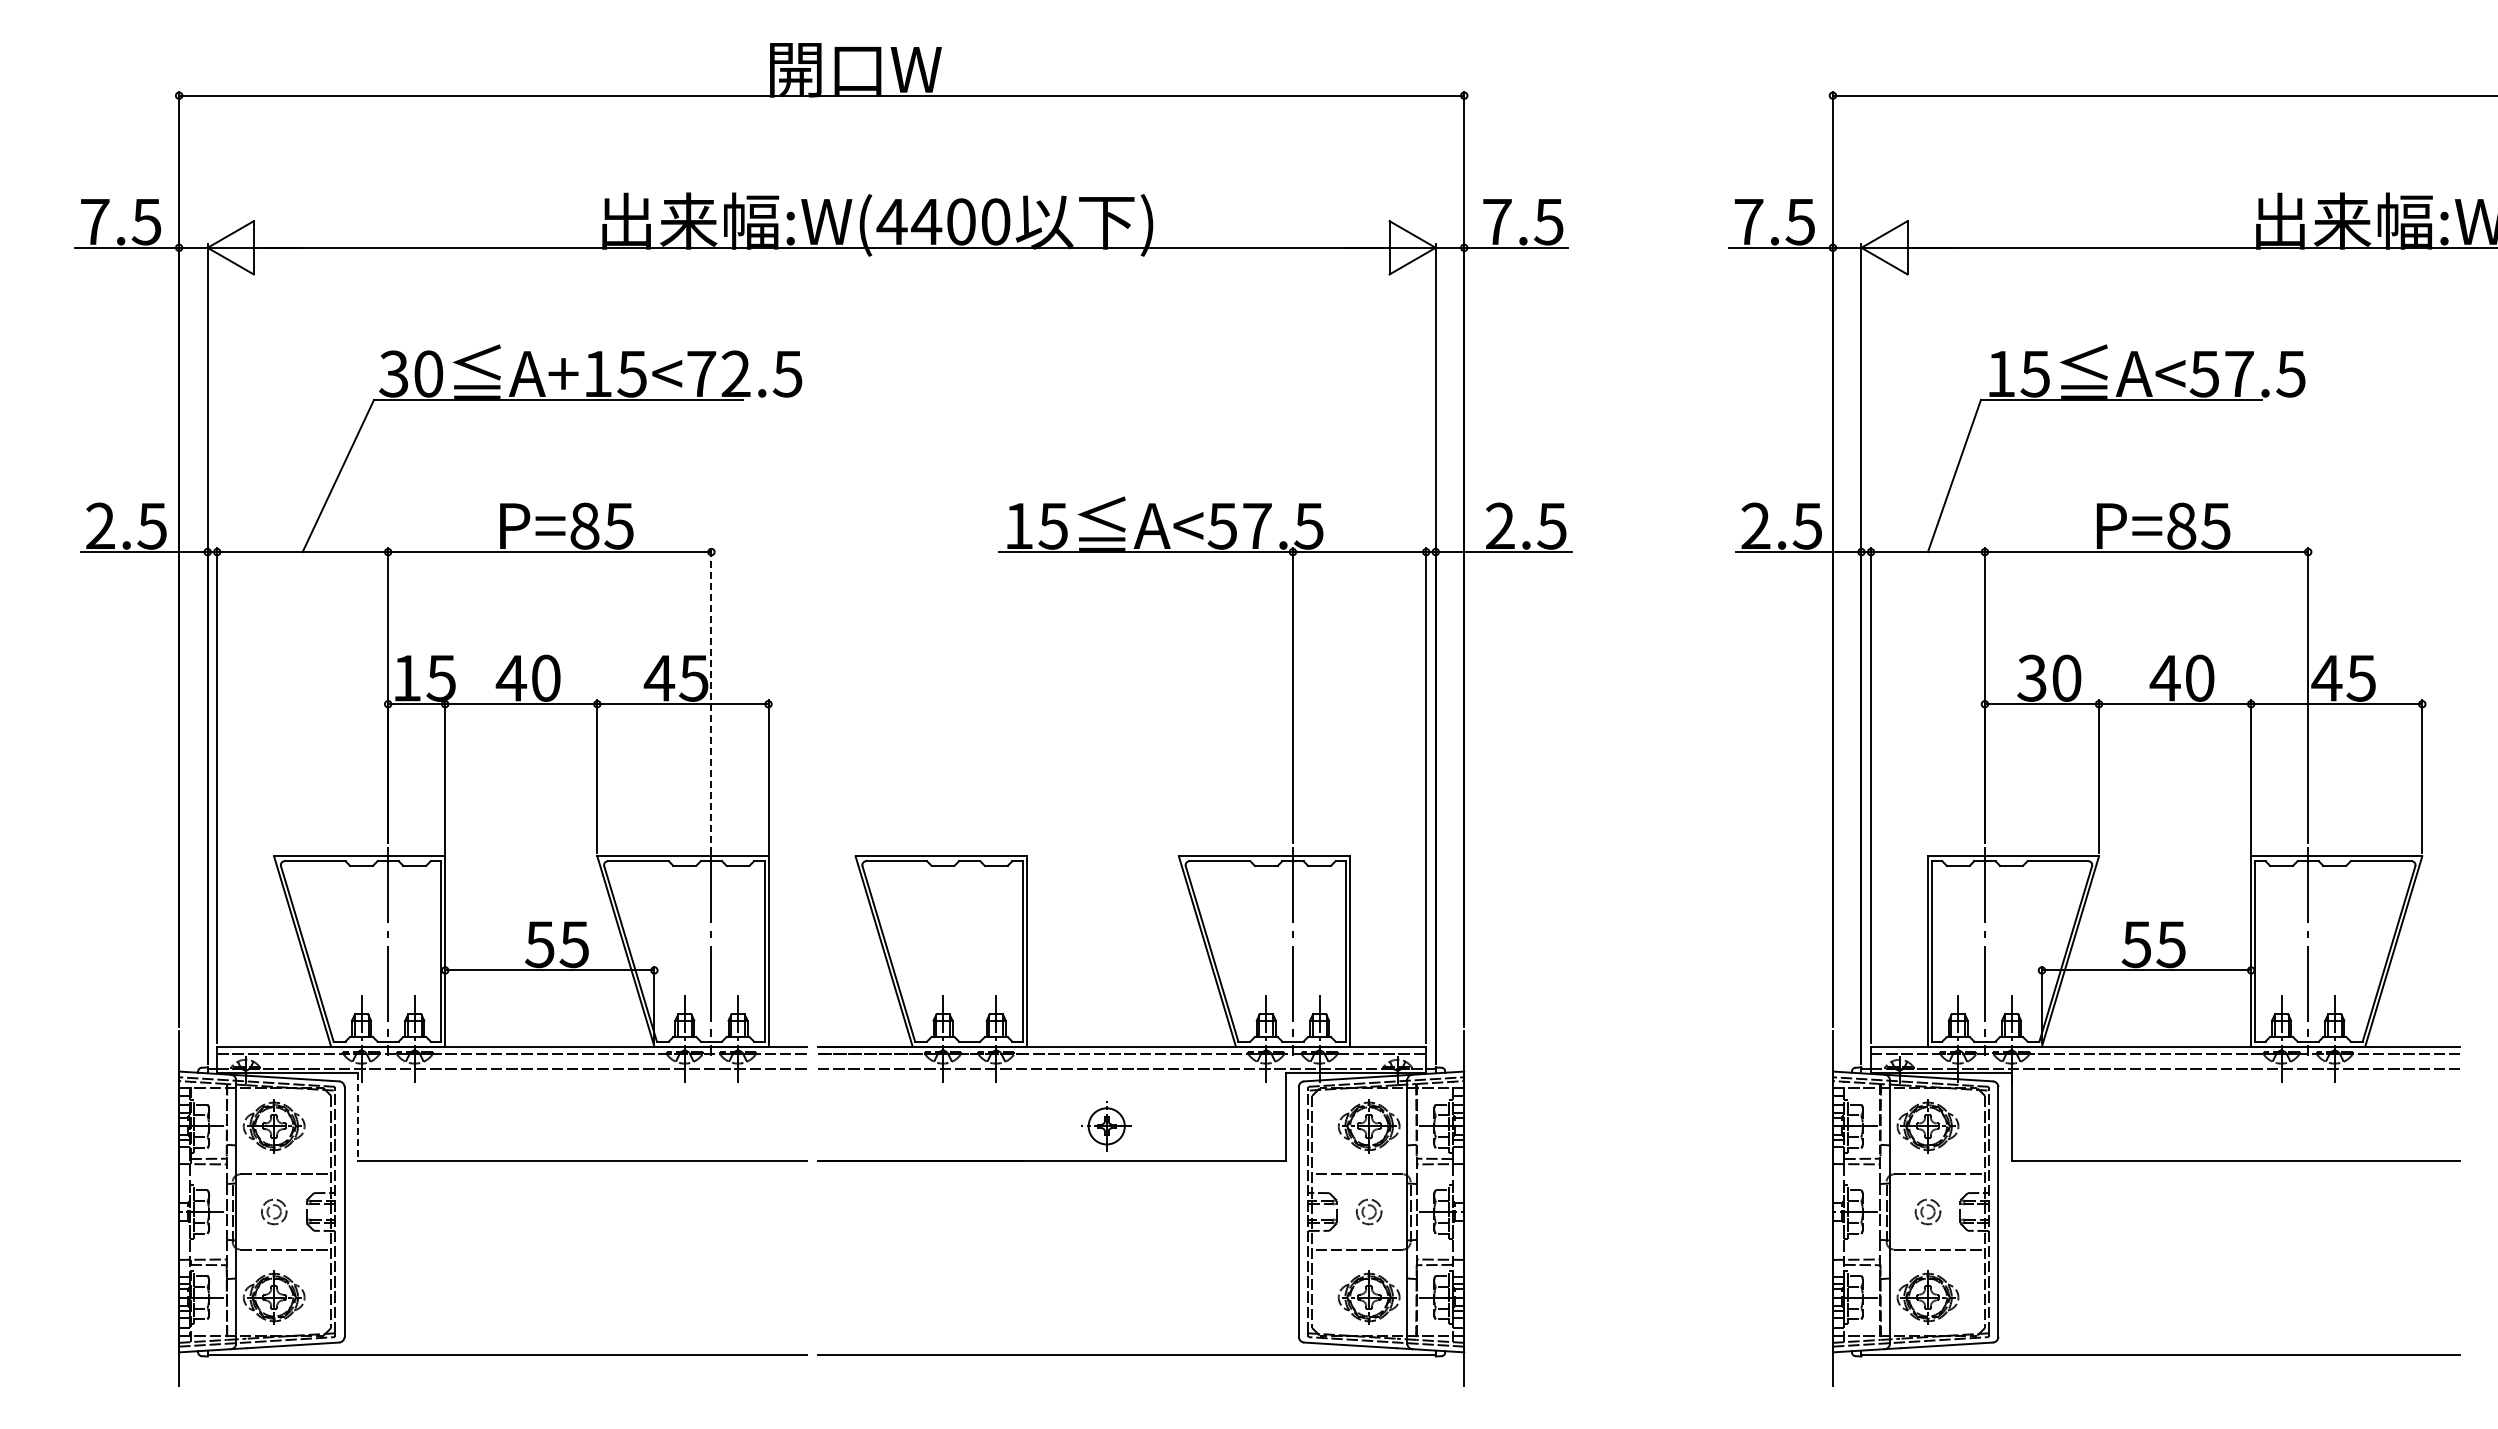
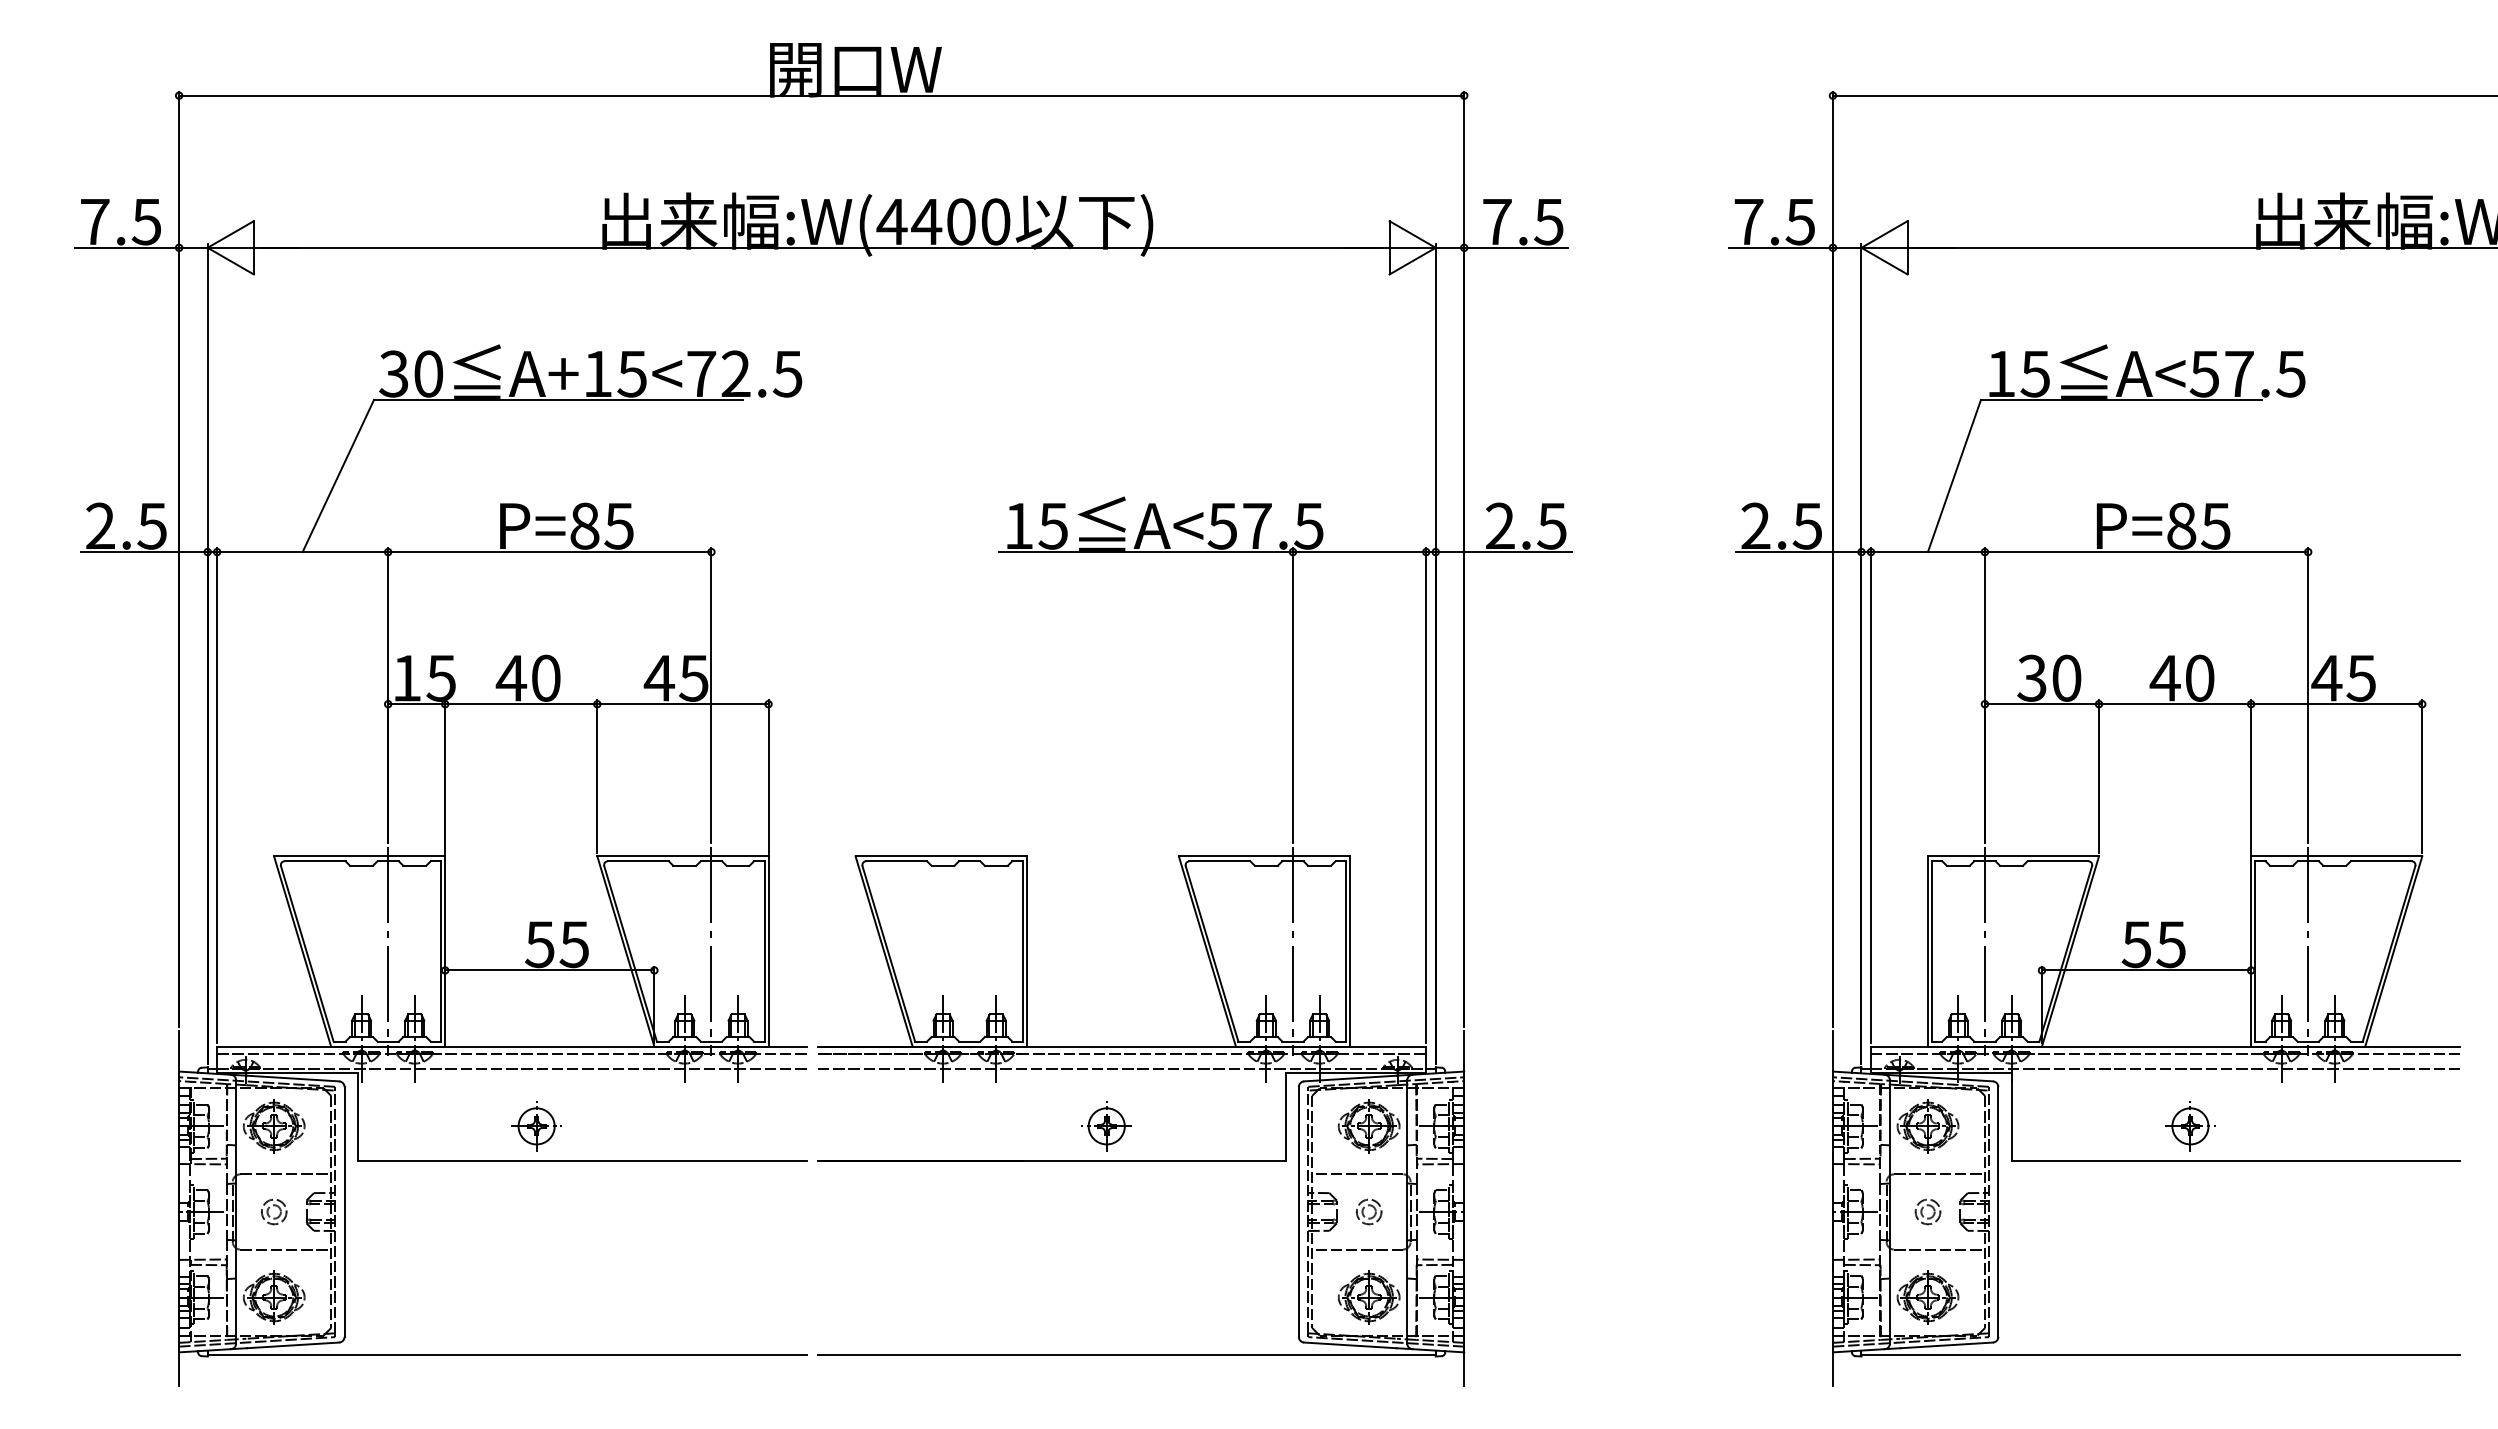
line: dashed -> solid (711, 695)
line: dashed -> solid (357, 1116)
part: none -> present (536, 1126)
part: none -> present (2190, 1126)
